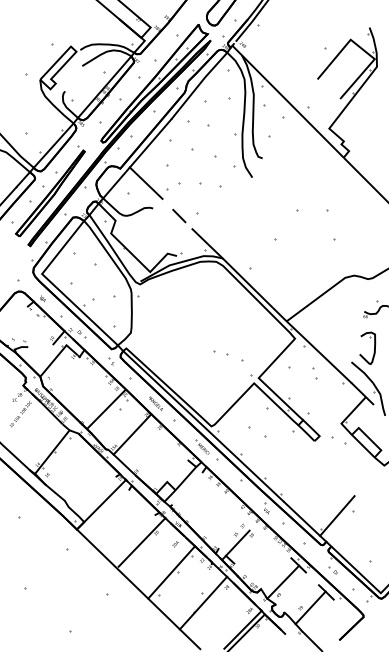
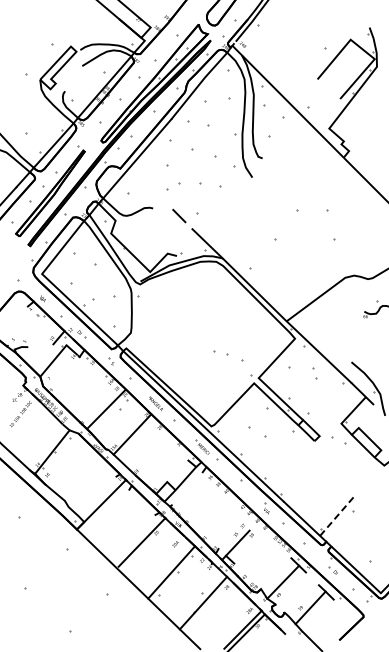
line: present -> none (145, 182)
part: present -> none (374, 347)
line: solid -> dashed (337, 515)
